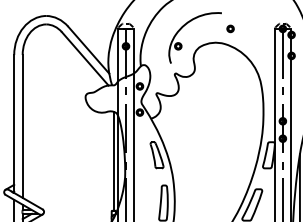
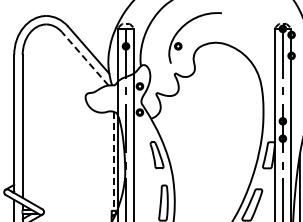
part: present -> none (230, 28)
line: solid -> dashed (84, 58)
line: solid -> dashed (113, 161)
